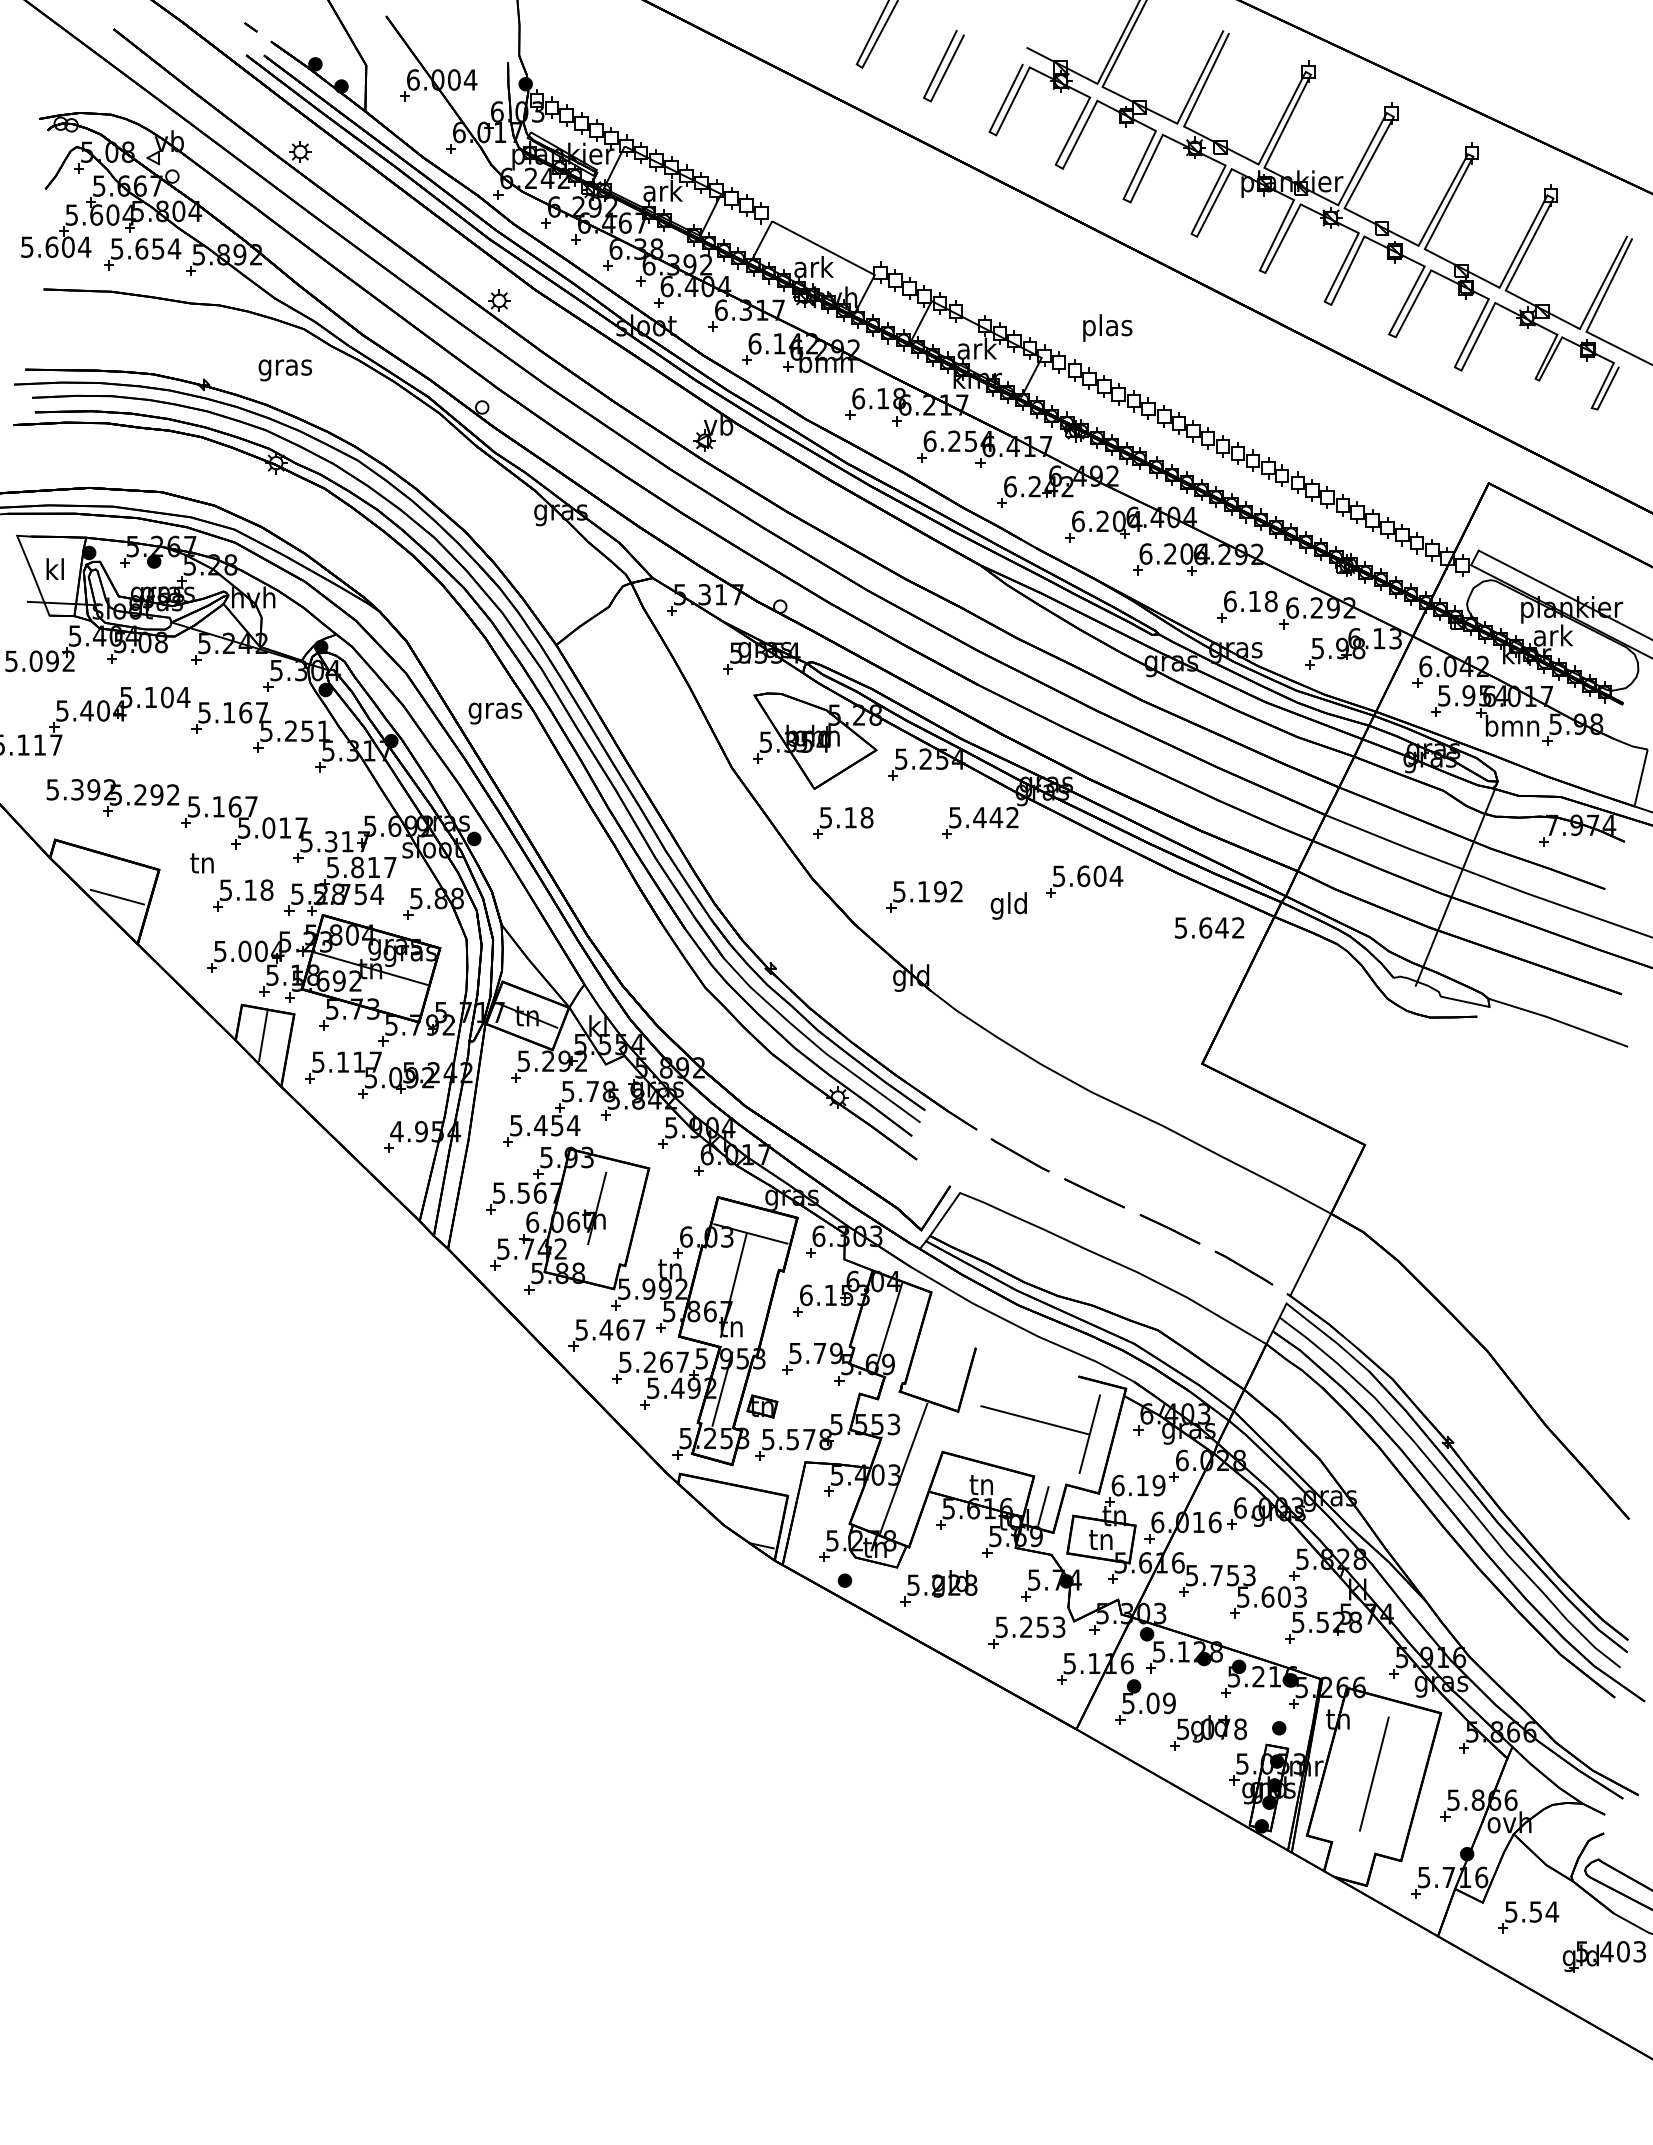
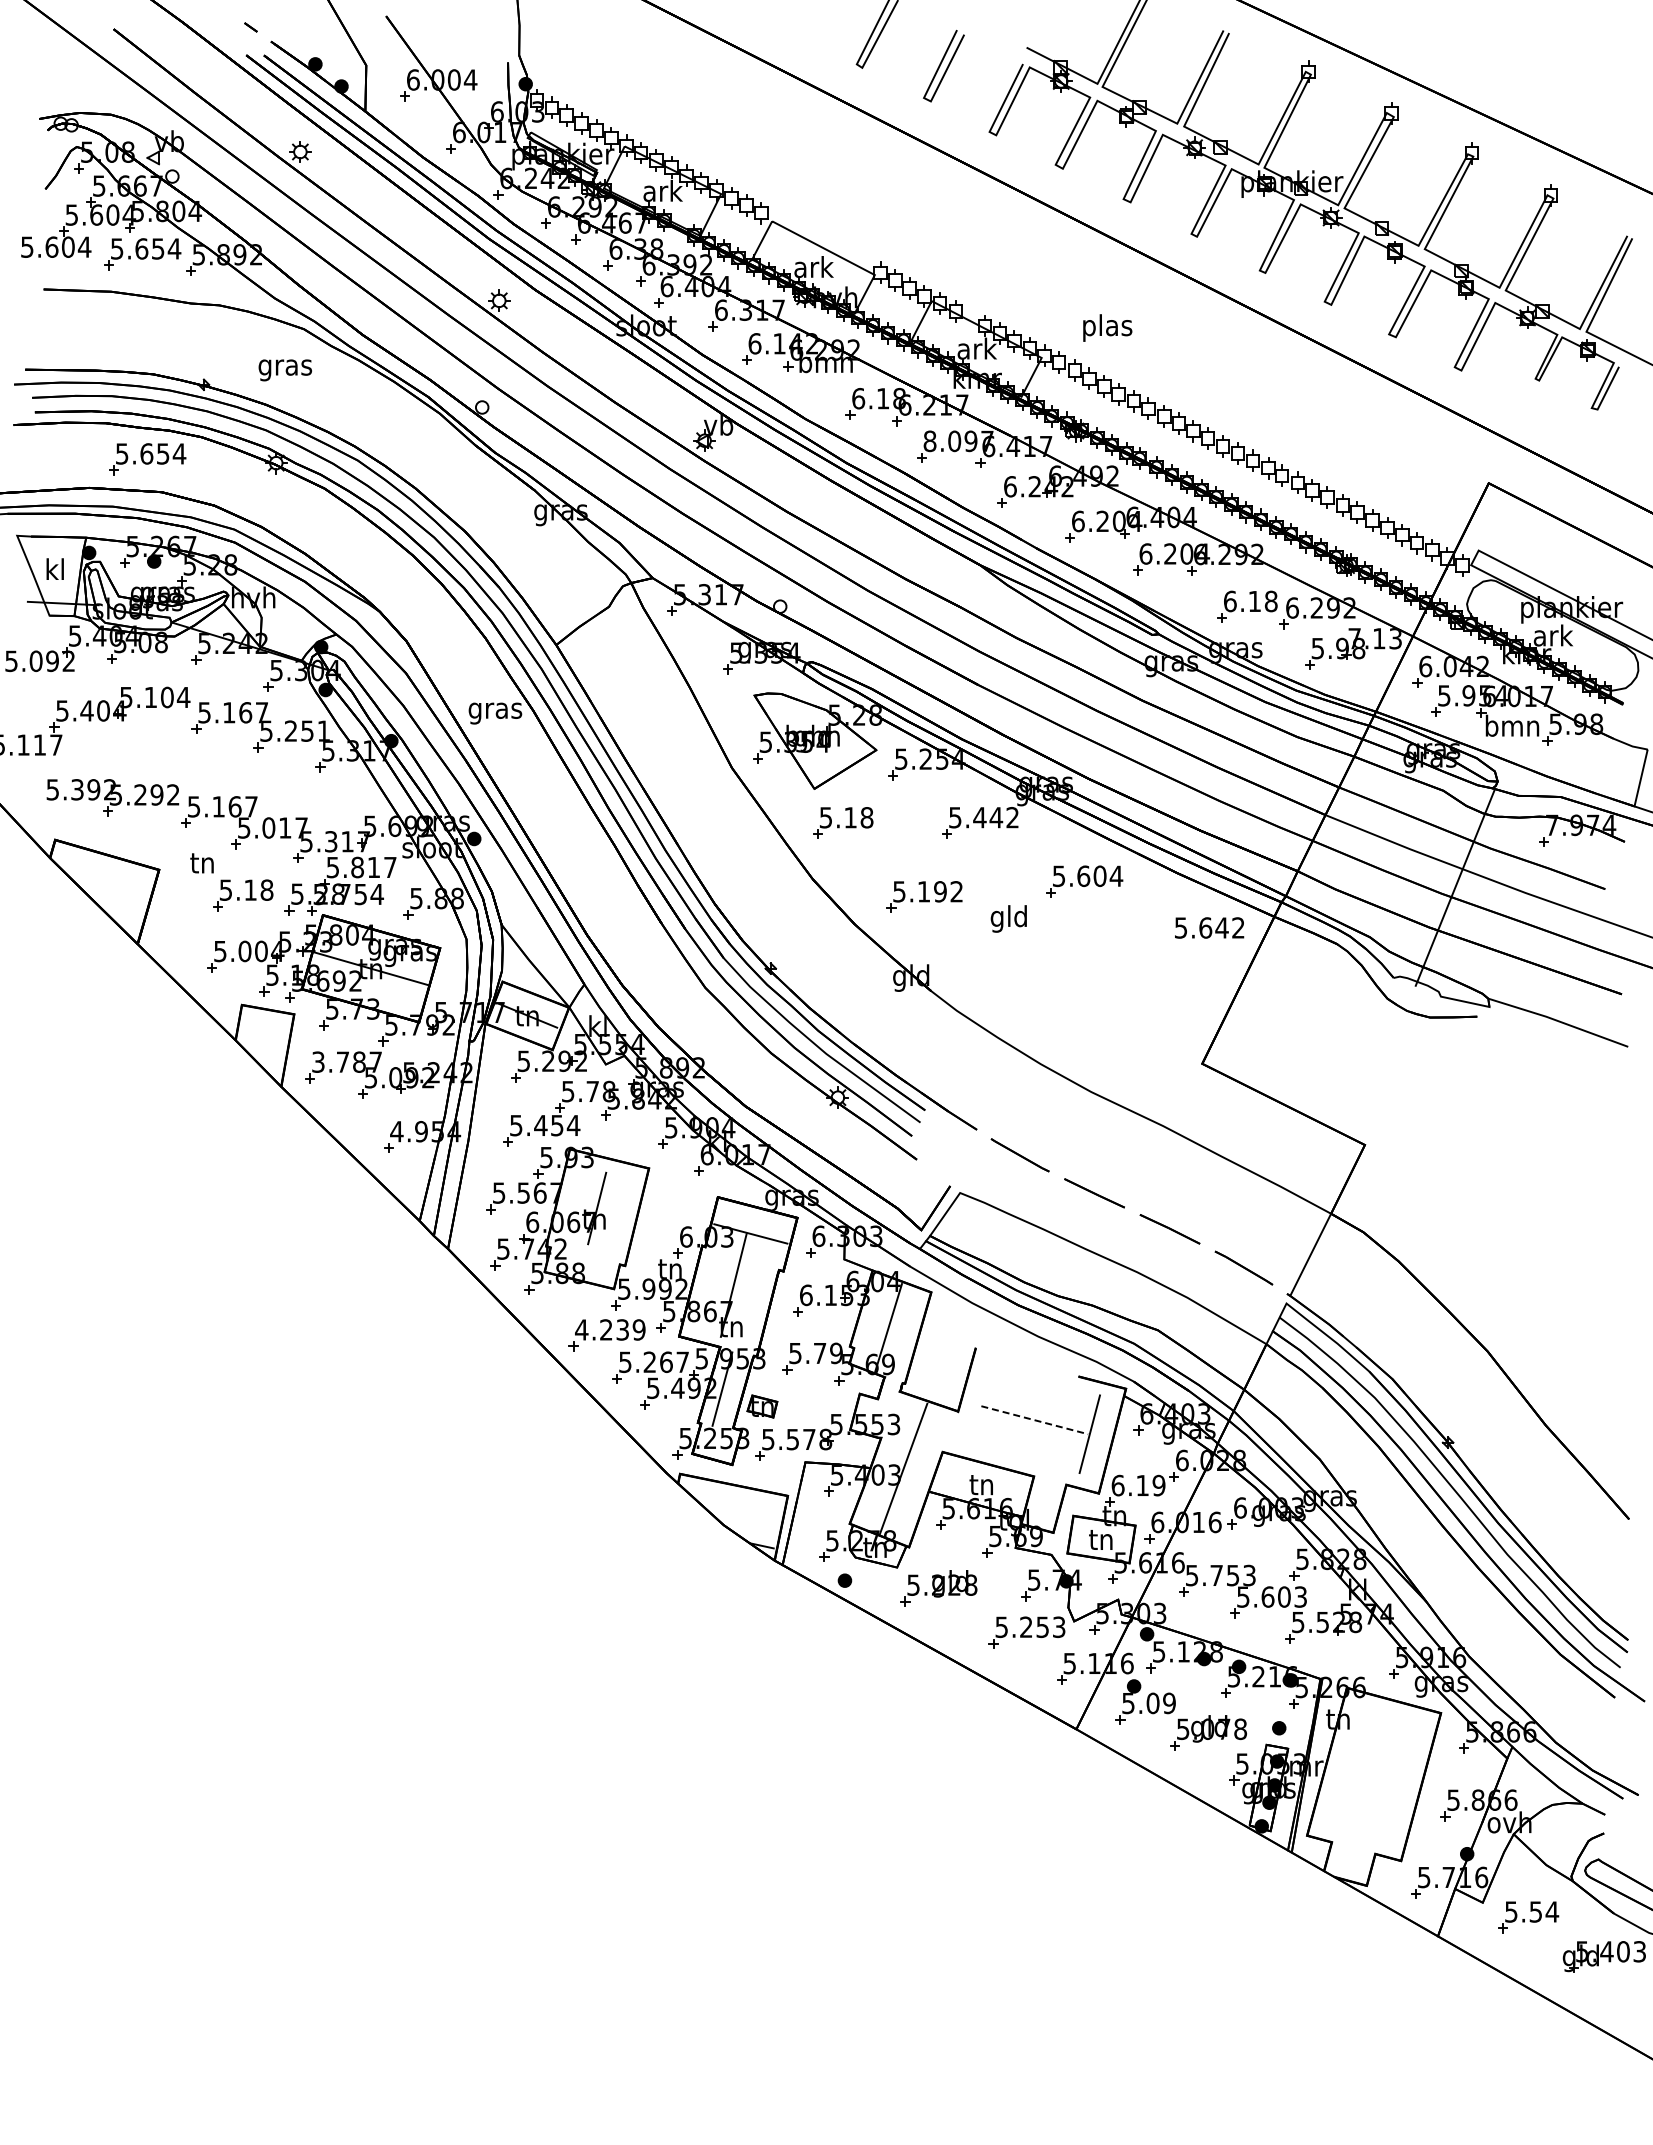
text: 6.254 -> 8.097 (958, 441)
part: none -> present (147, 459)
text: 6.13 -> 7.13 (1354, 638)
line: present -> none (116, 896)
text position: (1008, 905) -> (1008, 918) (1008, 918)
line: present -> none (263, 1035)
text: 5.117 -> 3.787 (338, 1061)
text: 5.467 -> 4.239 (610, 1329)
line: solid -> dashed (1035, 1420)
line: present -> none (1043, 1505)
line: present -> none (1374, 1773)
